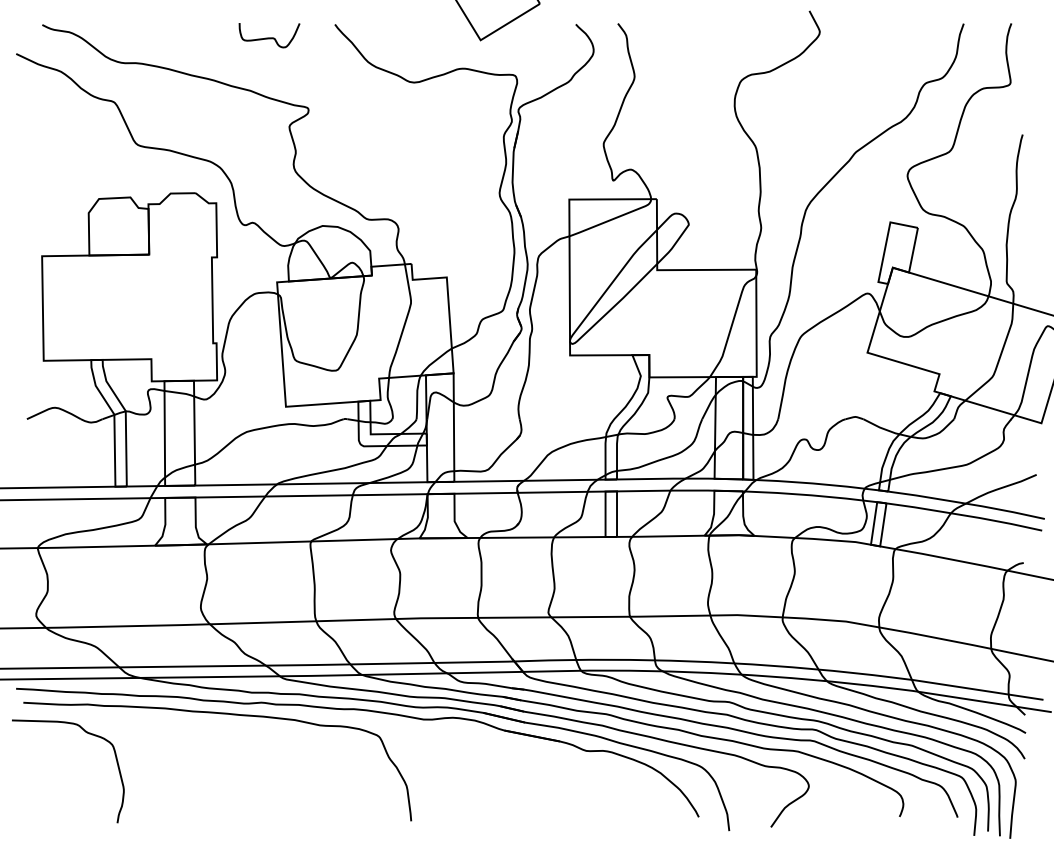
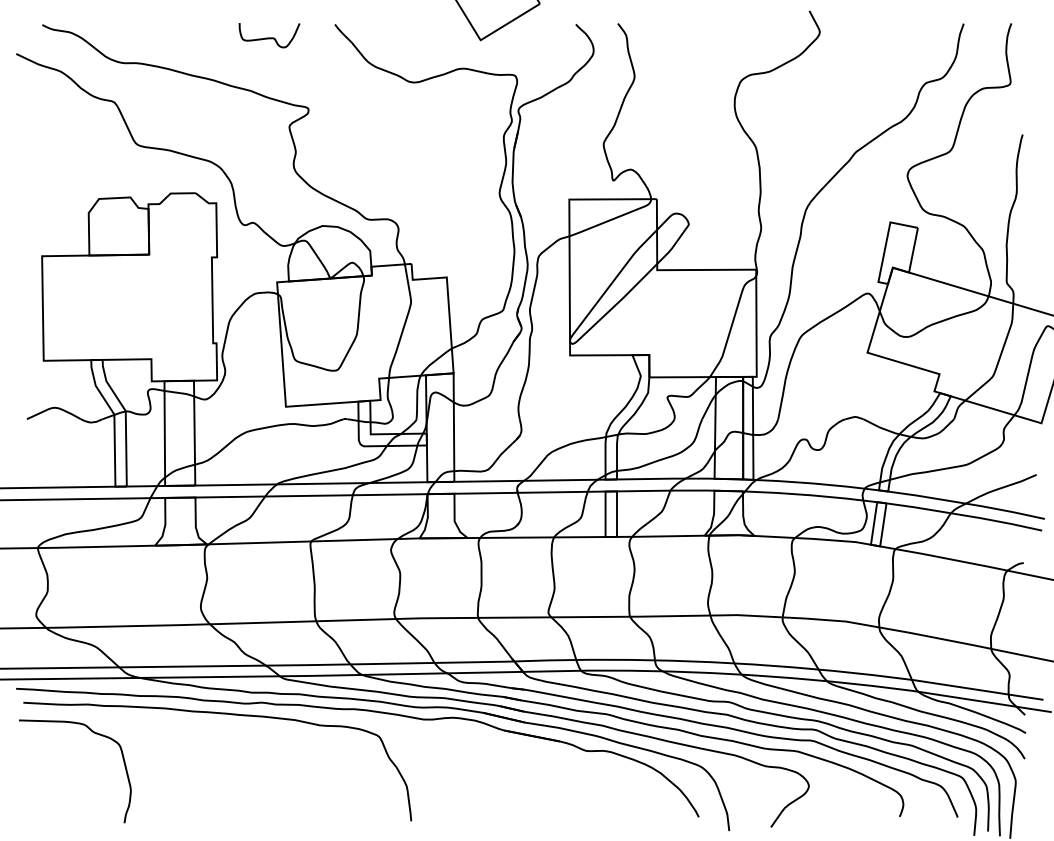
curve position: (86, 733) -> (93, 733) (93, 733)
